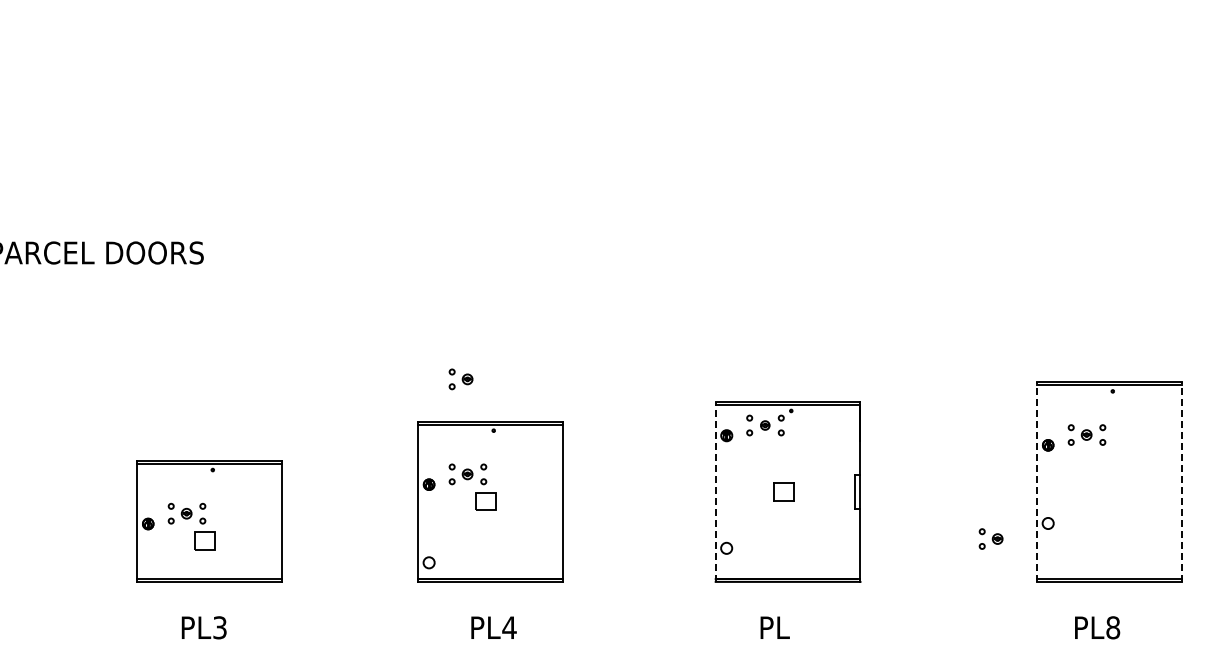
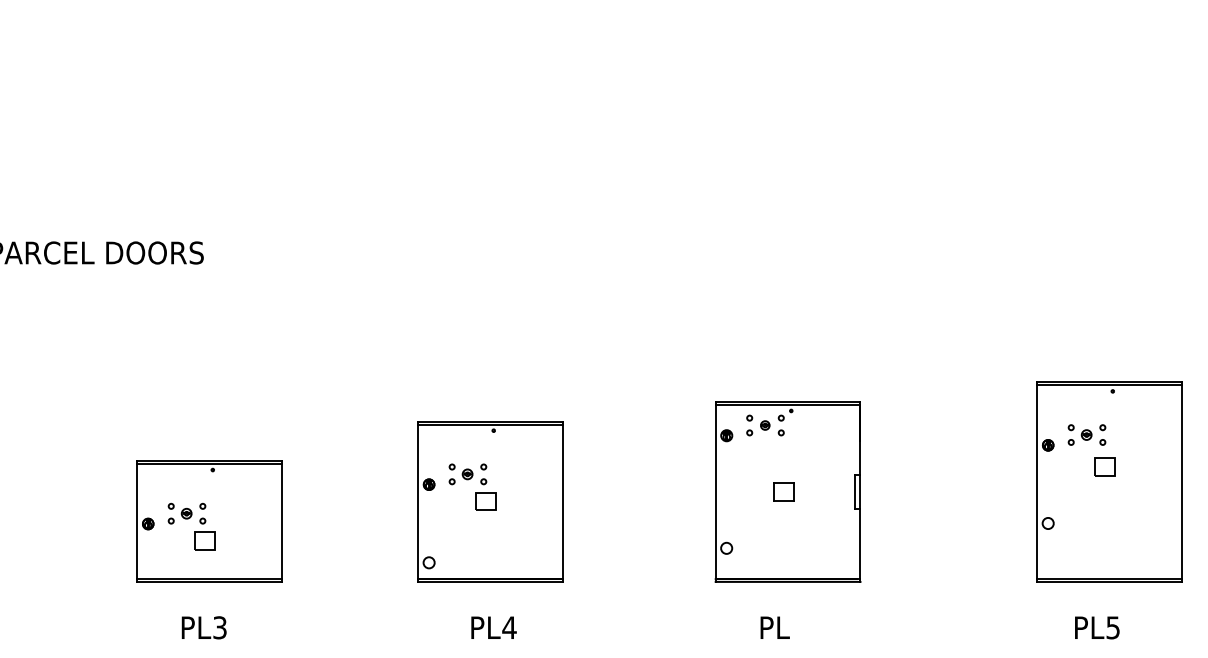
part: present -> none (460, 379)
part: none -> present (1104, 466)
line: dashed -> solid (1037, 482)
line: dashed -> solid (1182, 482)
line: dashed -> solid (715, 492)
part: present -> none (990, 538)
text: PL8 -> PL5 (1113, 627)
